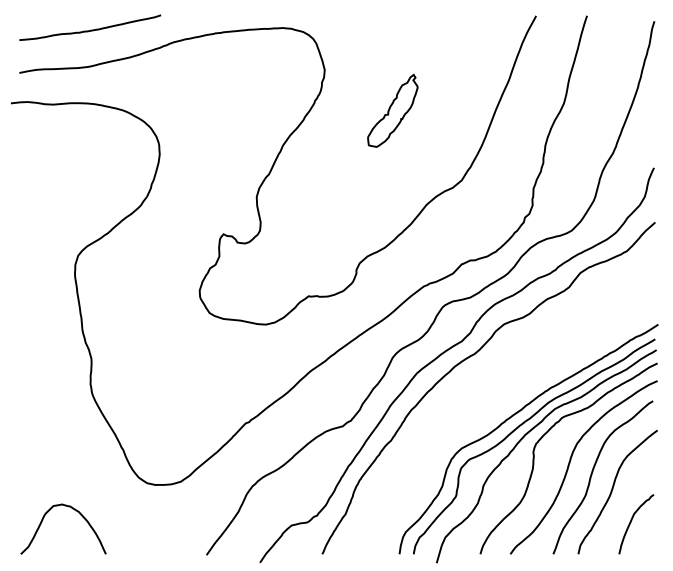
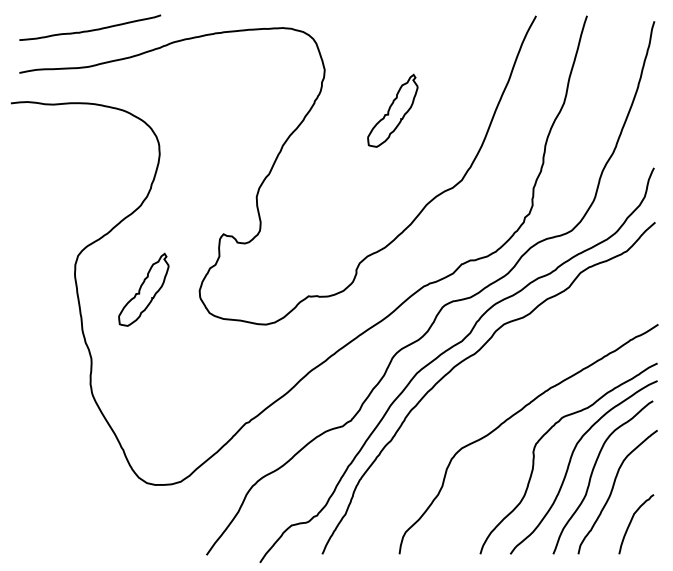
part: none -> present (143, 289)
part: present -> none (523, 438)
curve: present -> none (72, 509)
